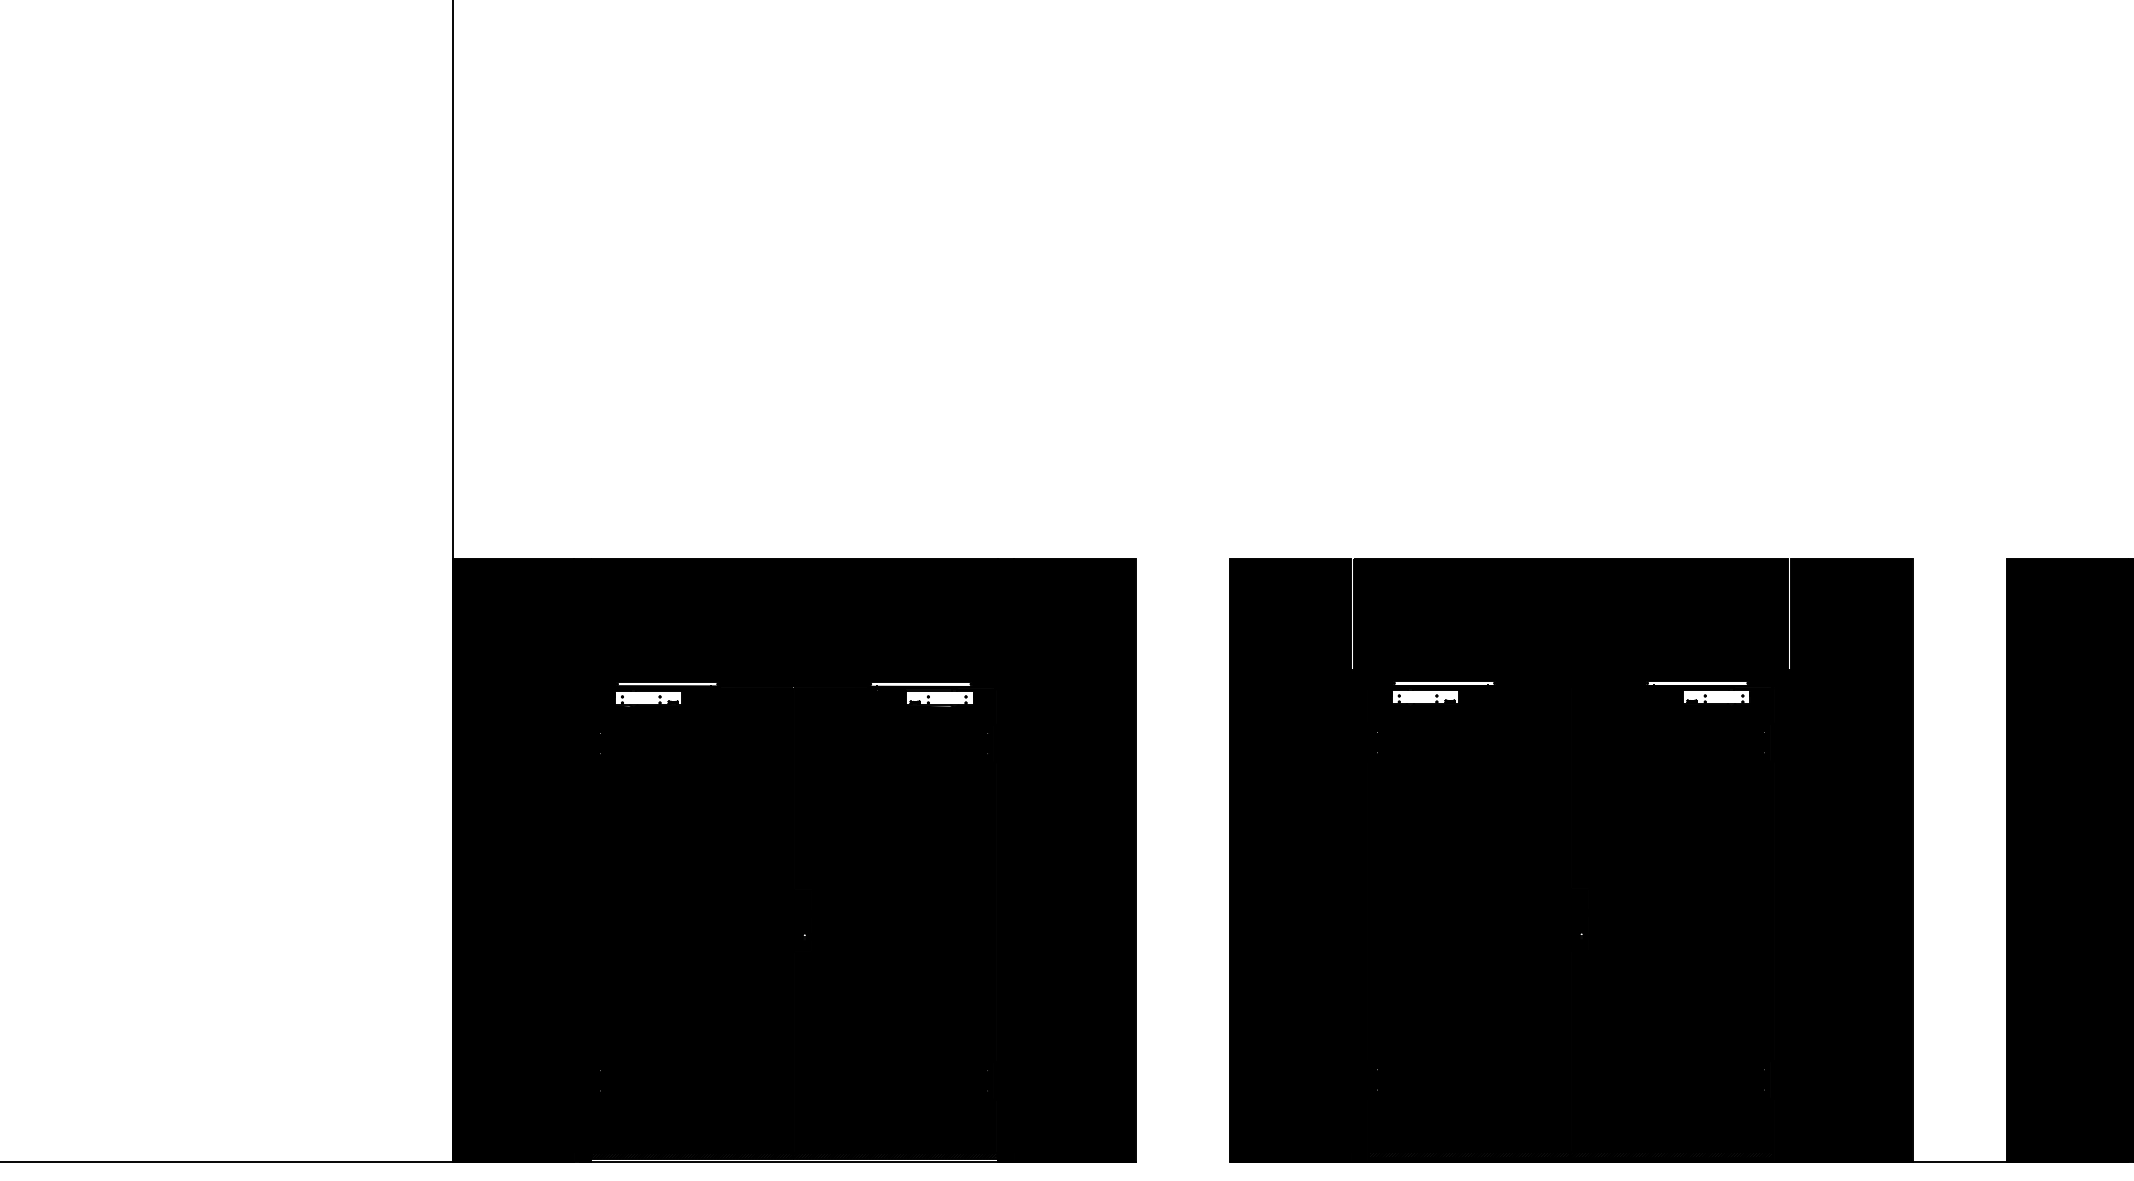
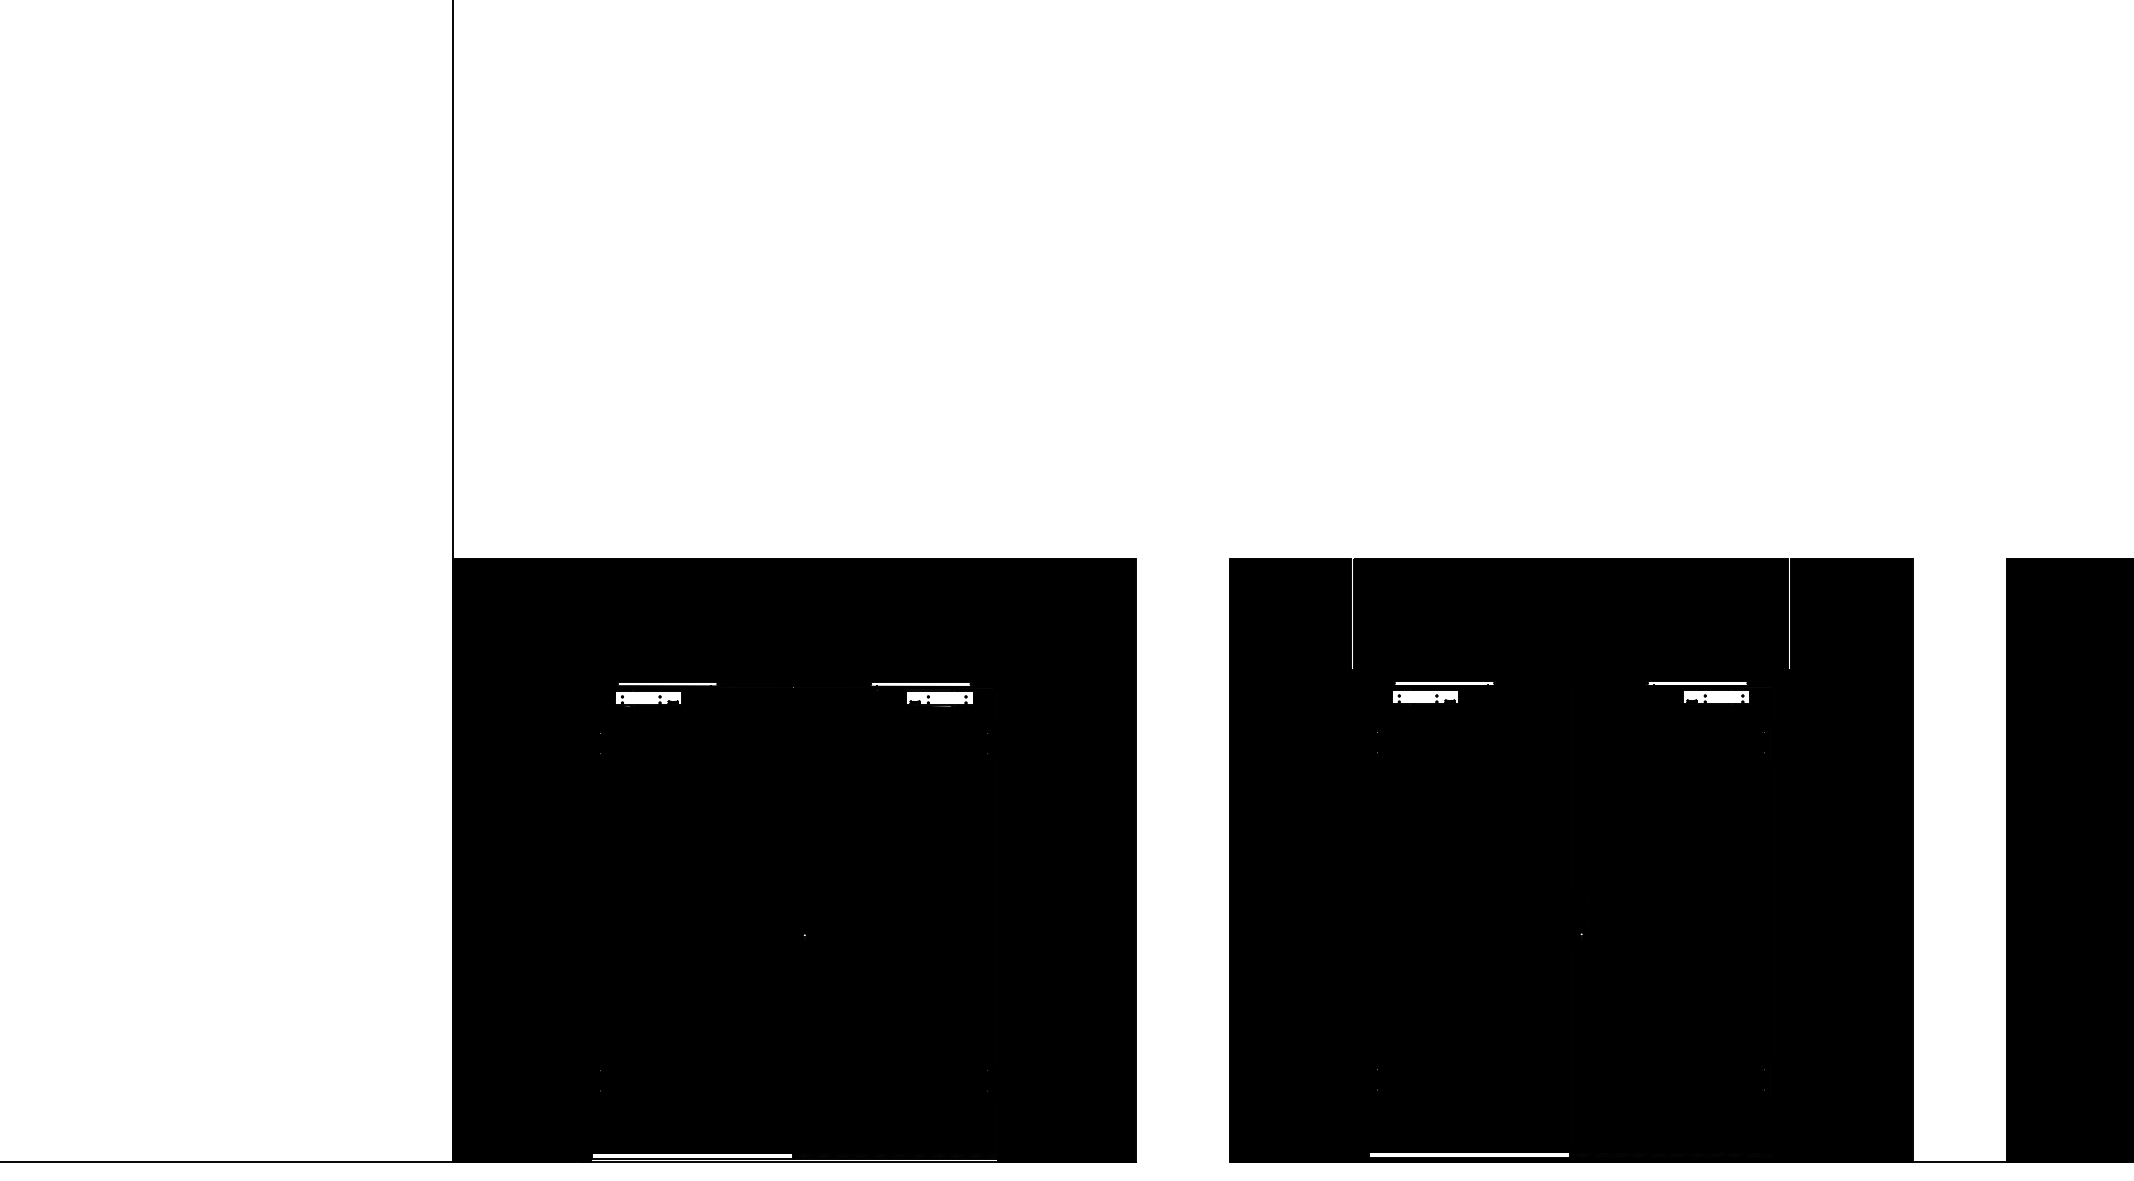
hatch: present -> none (1469, 1154)
hatch: present -> none (692, 1155)
